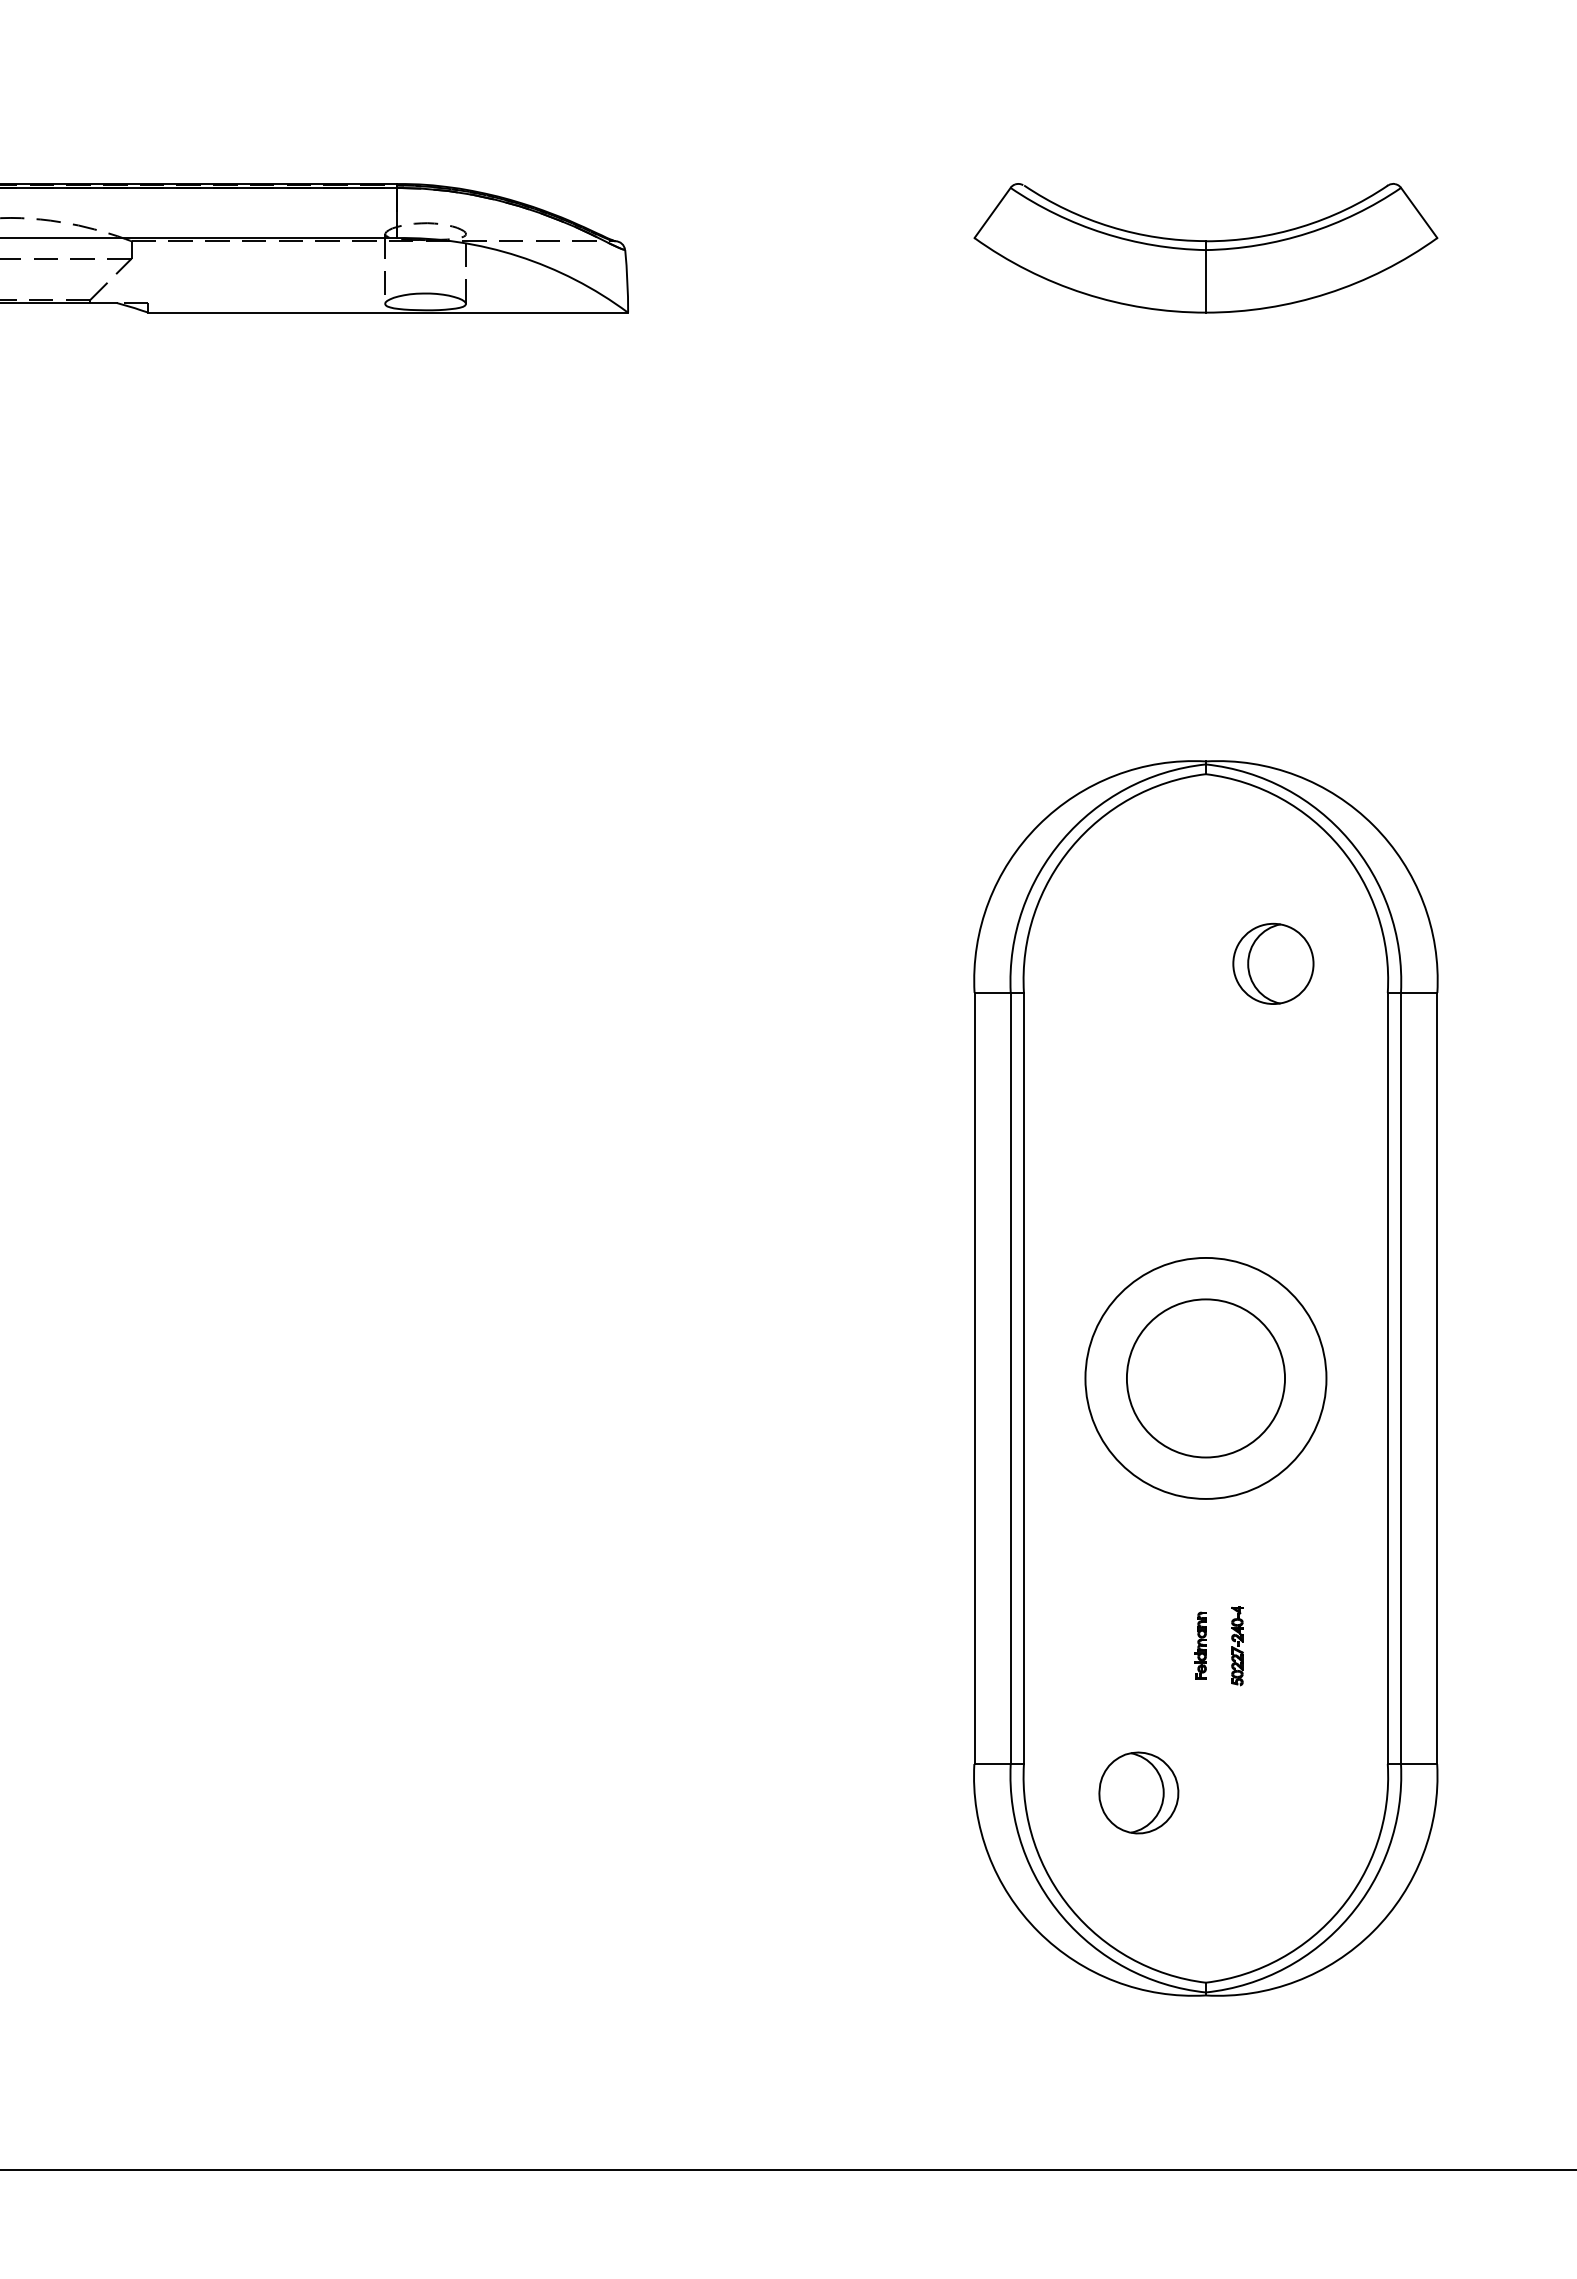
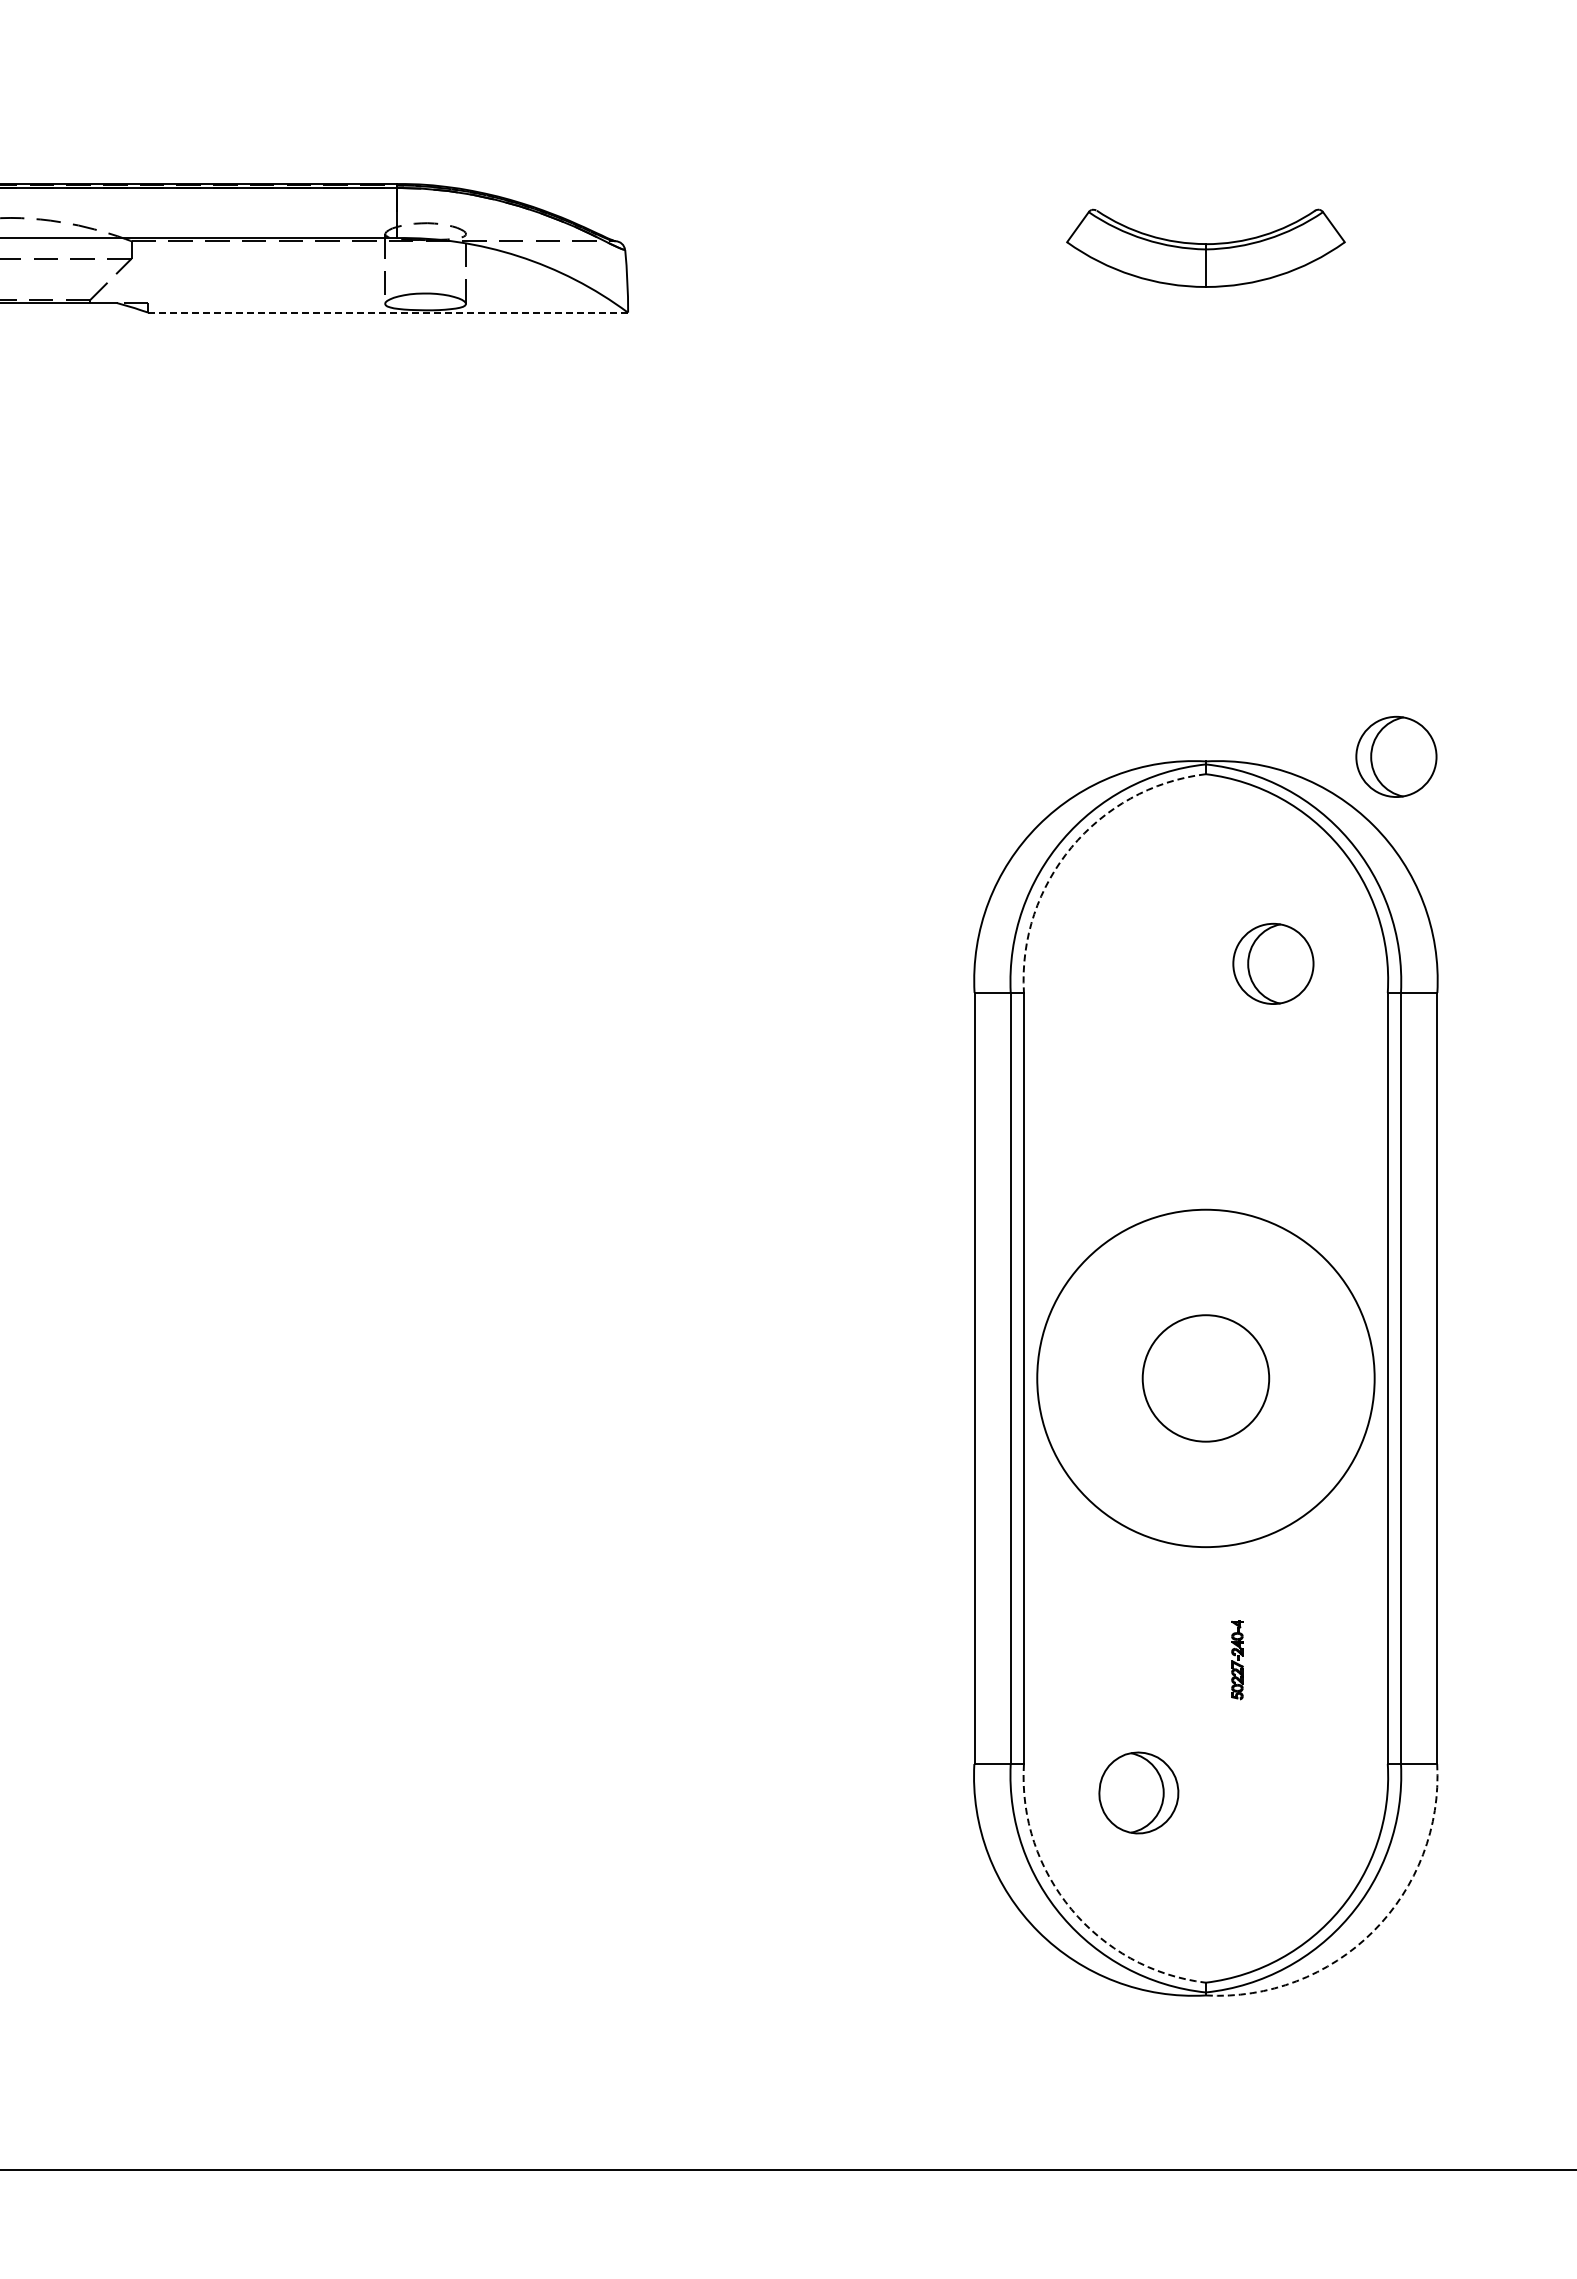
part size: 466x131 px -> 280x80 px (1205, 247)
line: solid -> dashed (388, 312)
part: none -> present (1396, 756)
arc: solid -> dashed (1071, 847)
circle diameter: 241 px -> 337 px (1205, 1378)
circle diameter: 158 px -> 126 px (1205, 1378)
part: present -> none (1200, 1645)
part position: (1237, 1646) -> (1237, 1660) (1237, 1660)
arc: solid -> dashed (1071, 1909)
arc: solid -> dashed (1373, 1931)
